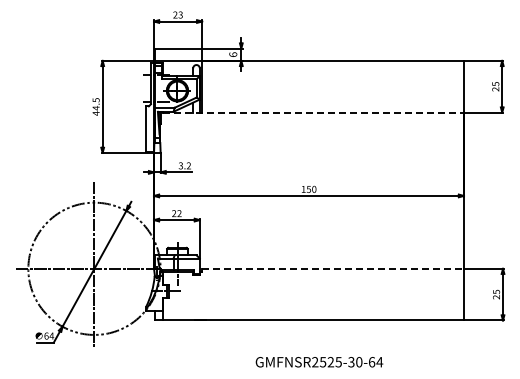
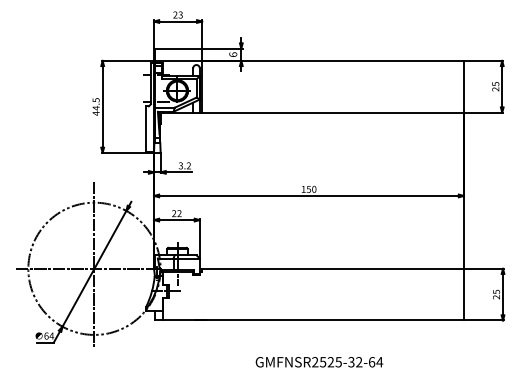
line: dashed -> solid (314, 112)
line: dashed -> solid (333, 268)
text: GMFNSR2525-30-64 -> GMFNSR2525-32-64 (359, 362)
